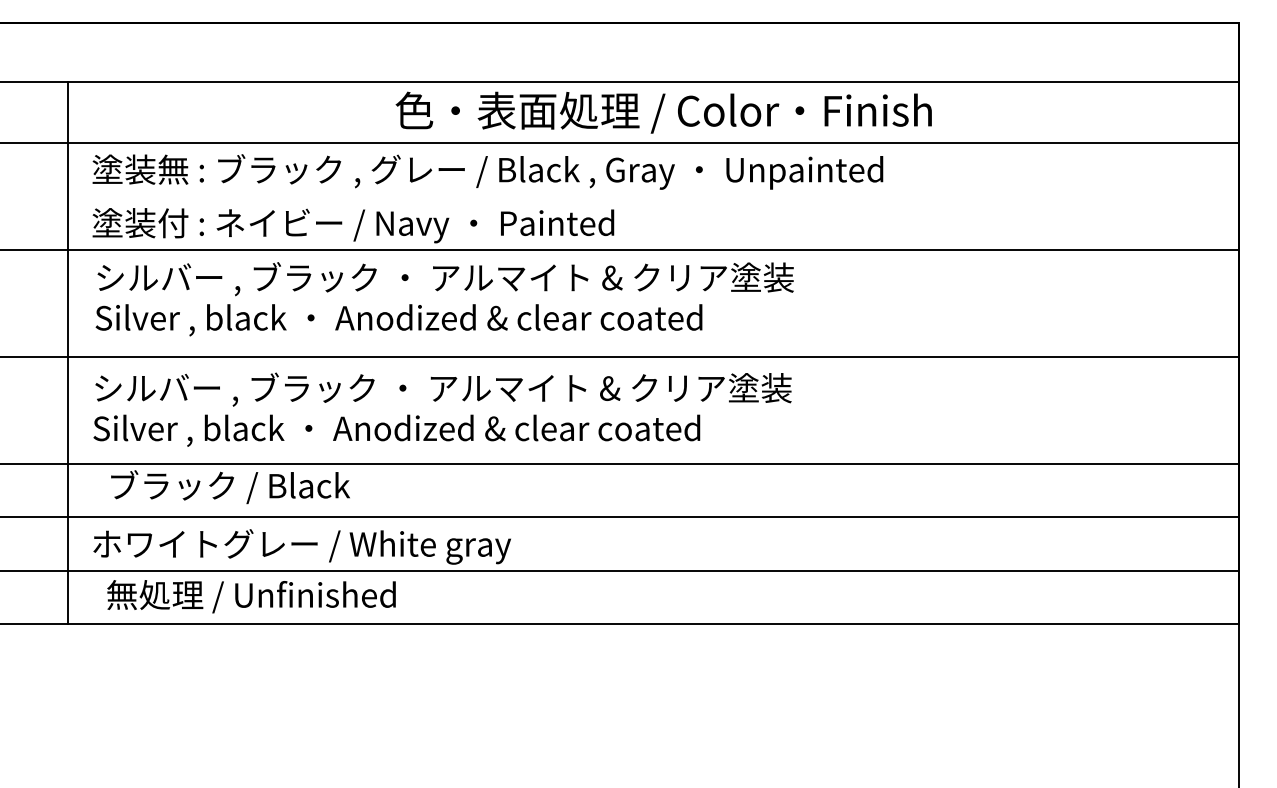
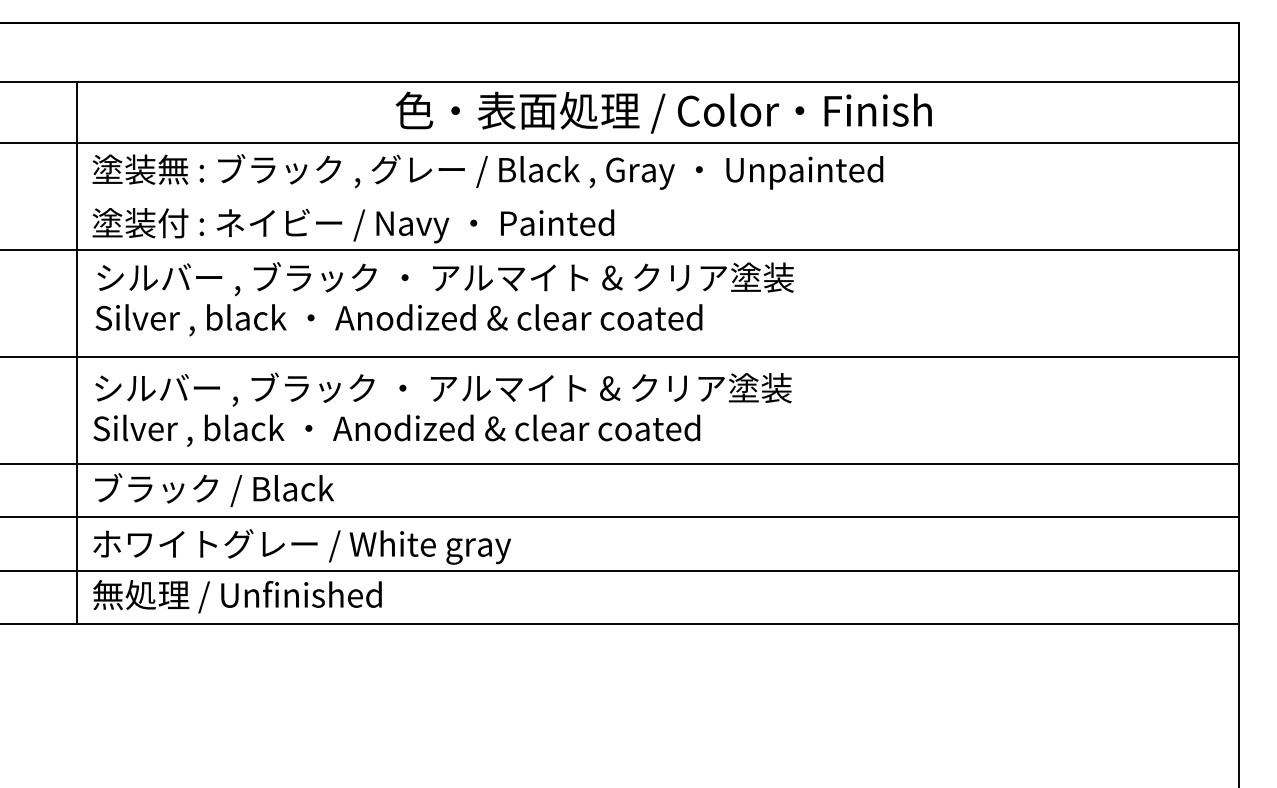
line position: (67, 352) -> (76, 352) (76, 352)
text position: (230, 487) -> (214, 490) (214, 490)
text position: (251, 596) -> (237, 596) (237, 596)
